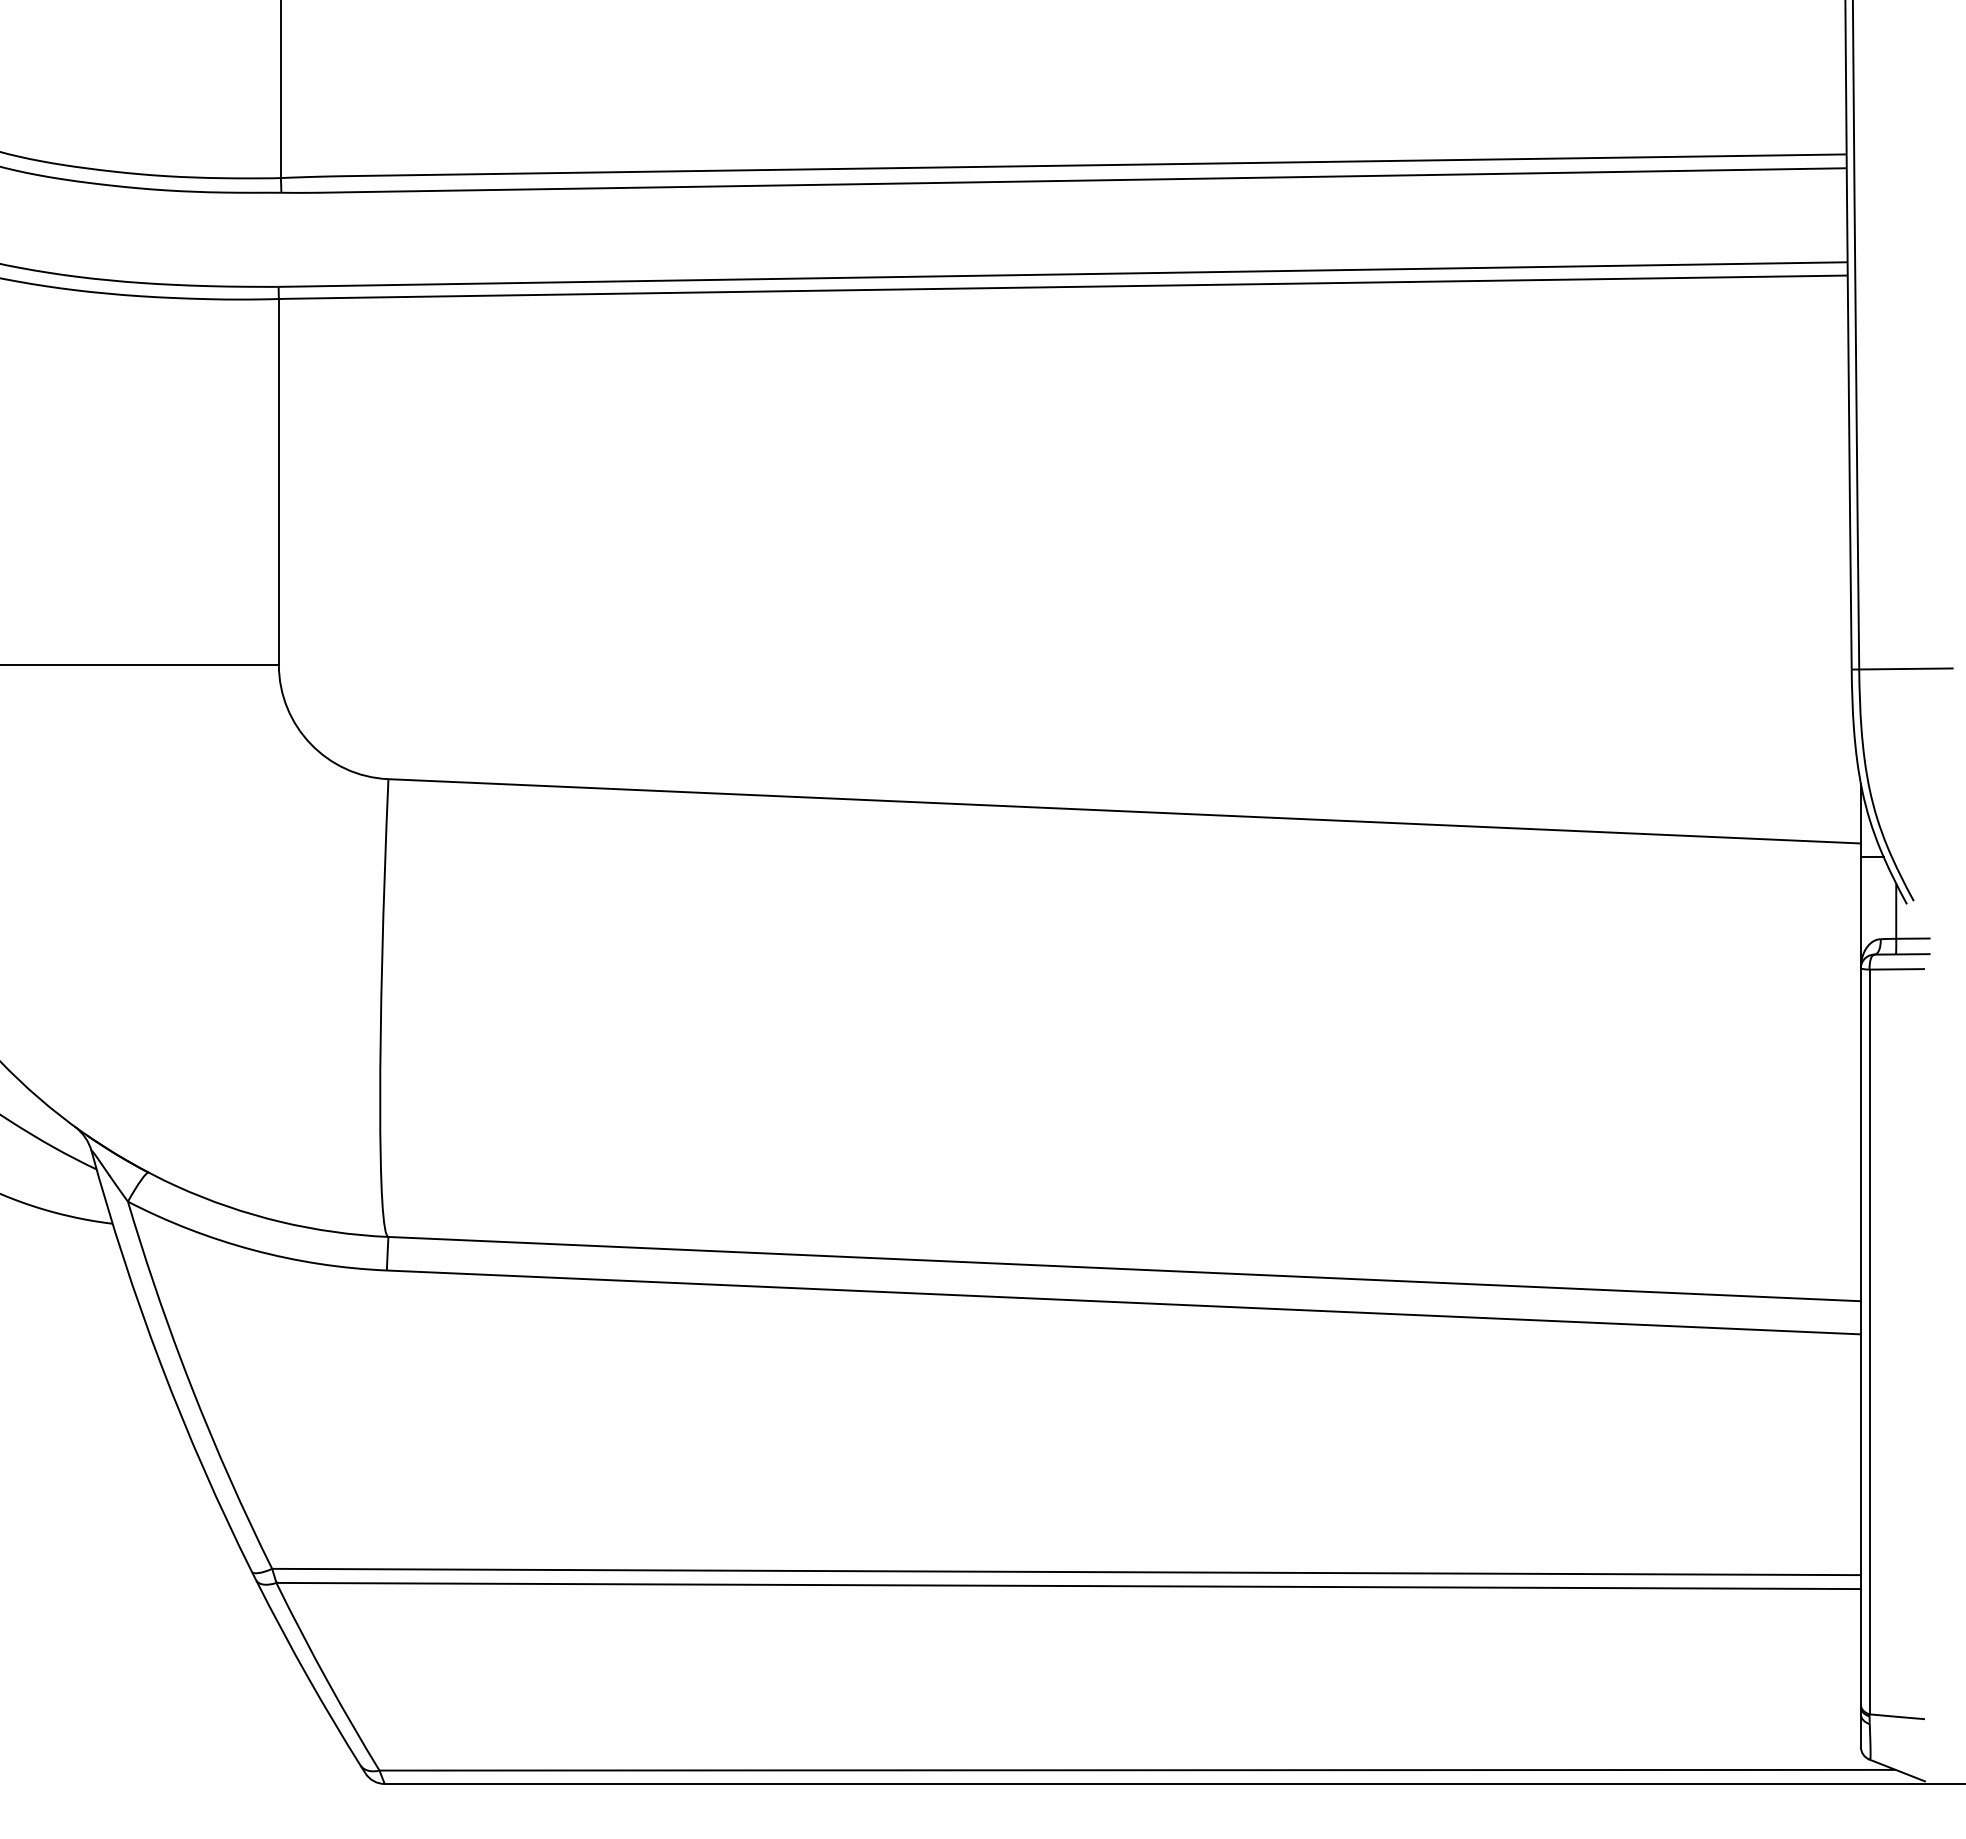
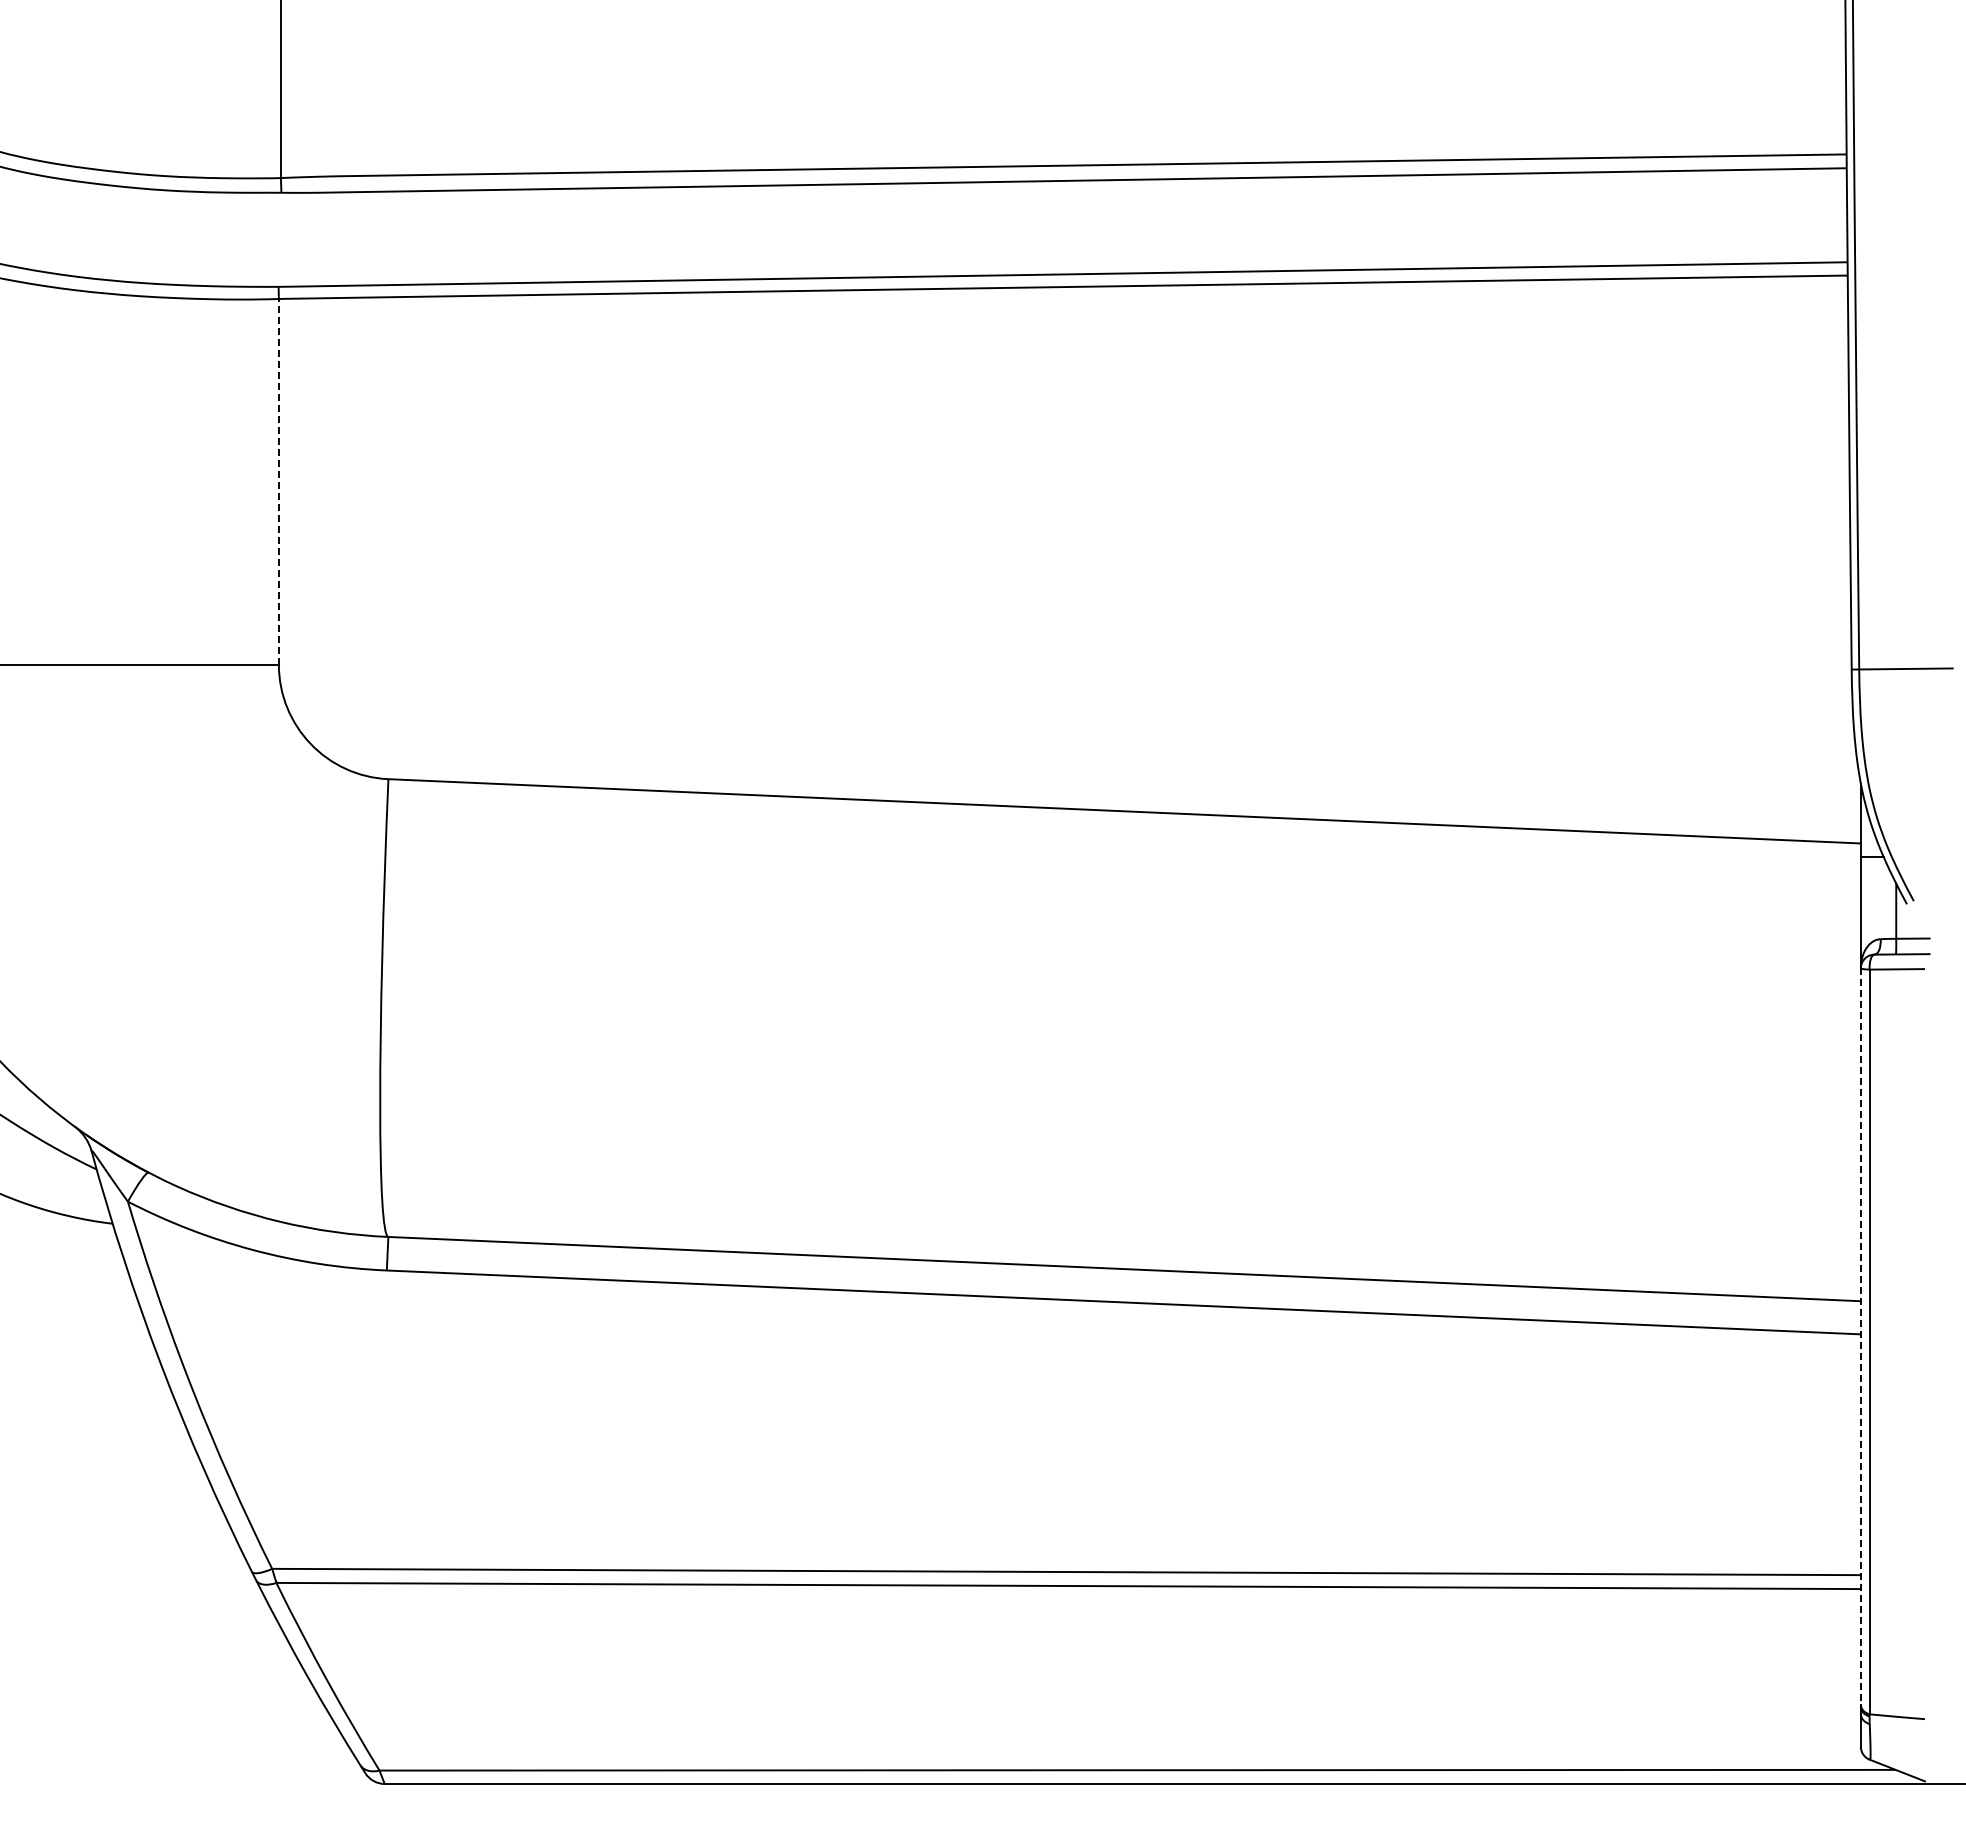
line: solid -> dashed (278, 481)
line: solid -> dashed (1860, 1337)
